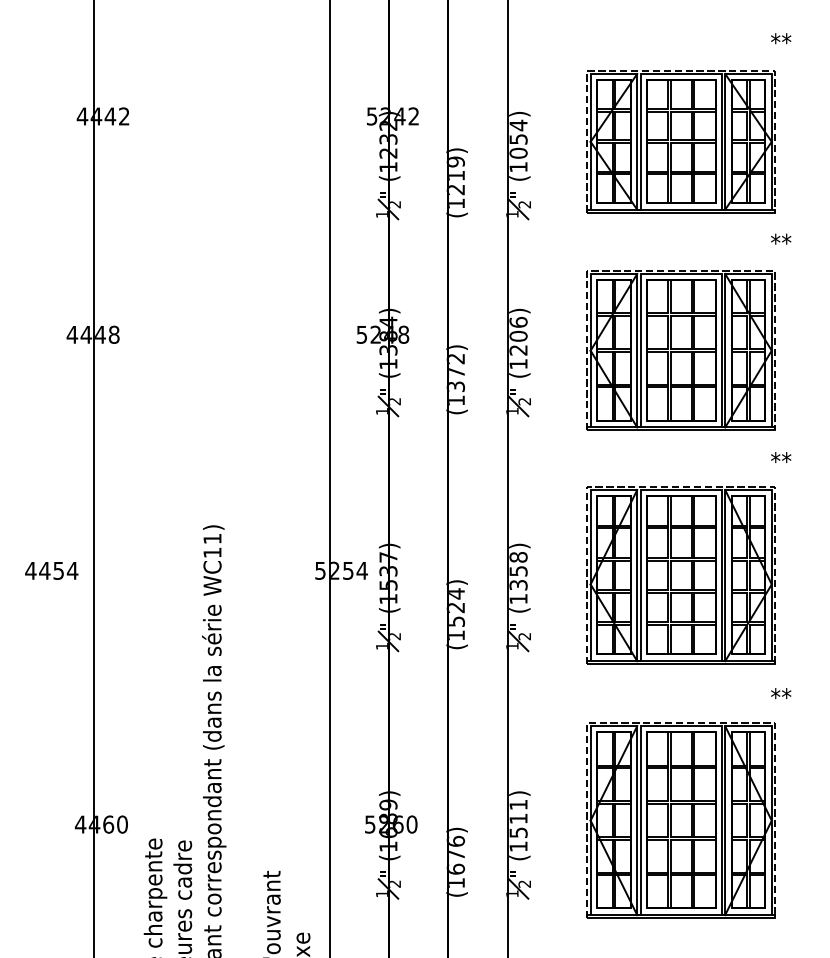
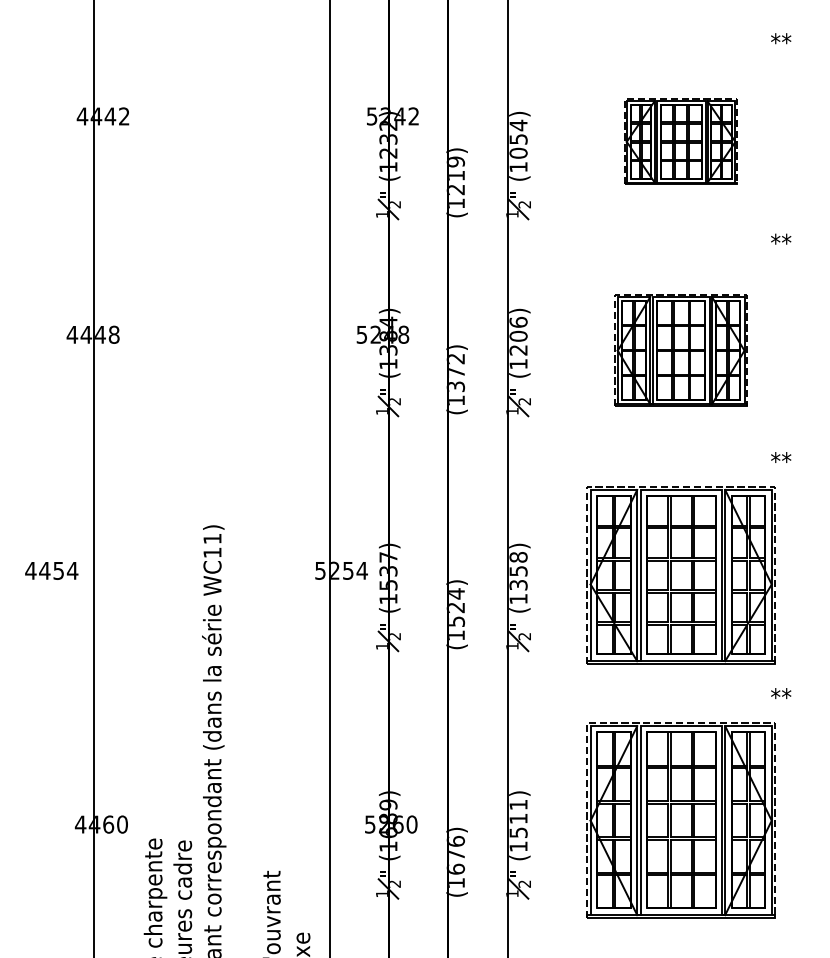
part size: 190x144 px -> 114x87 px (680, 141)
part size: 190x161 px -> 134x113 px (680, 350)
